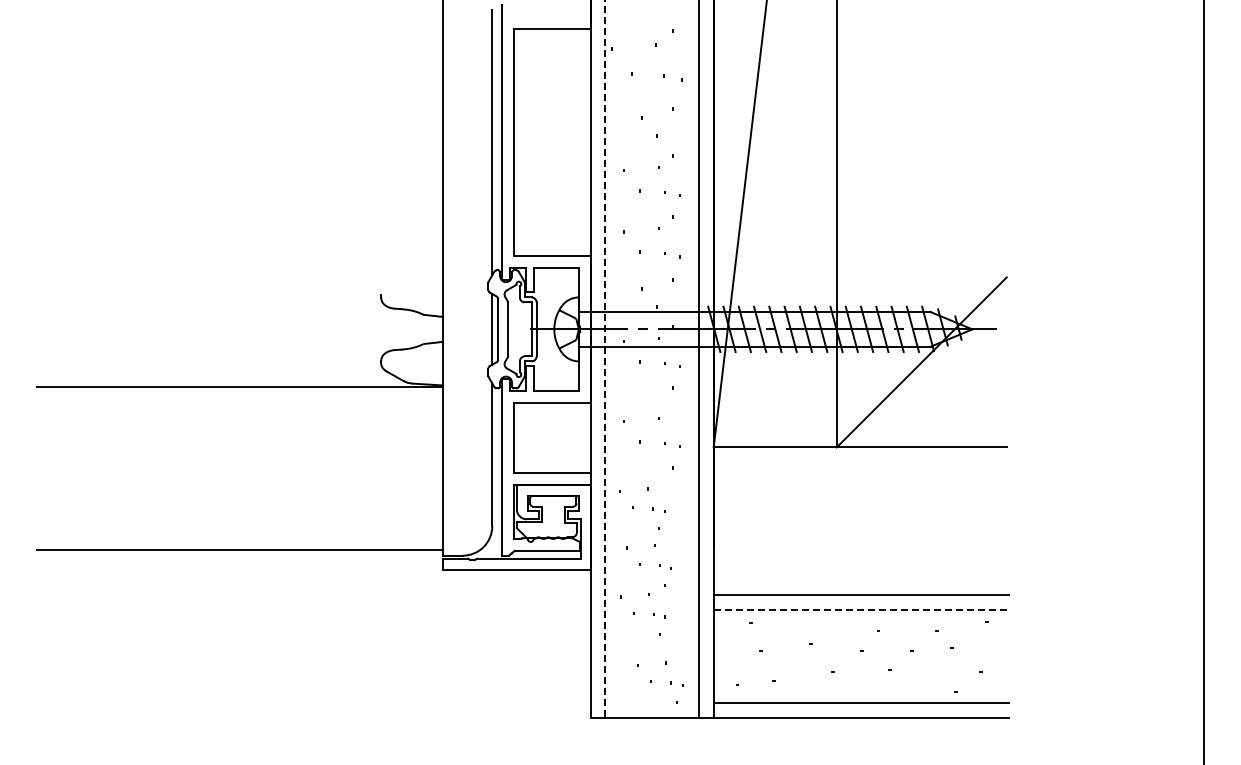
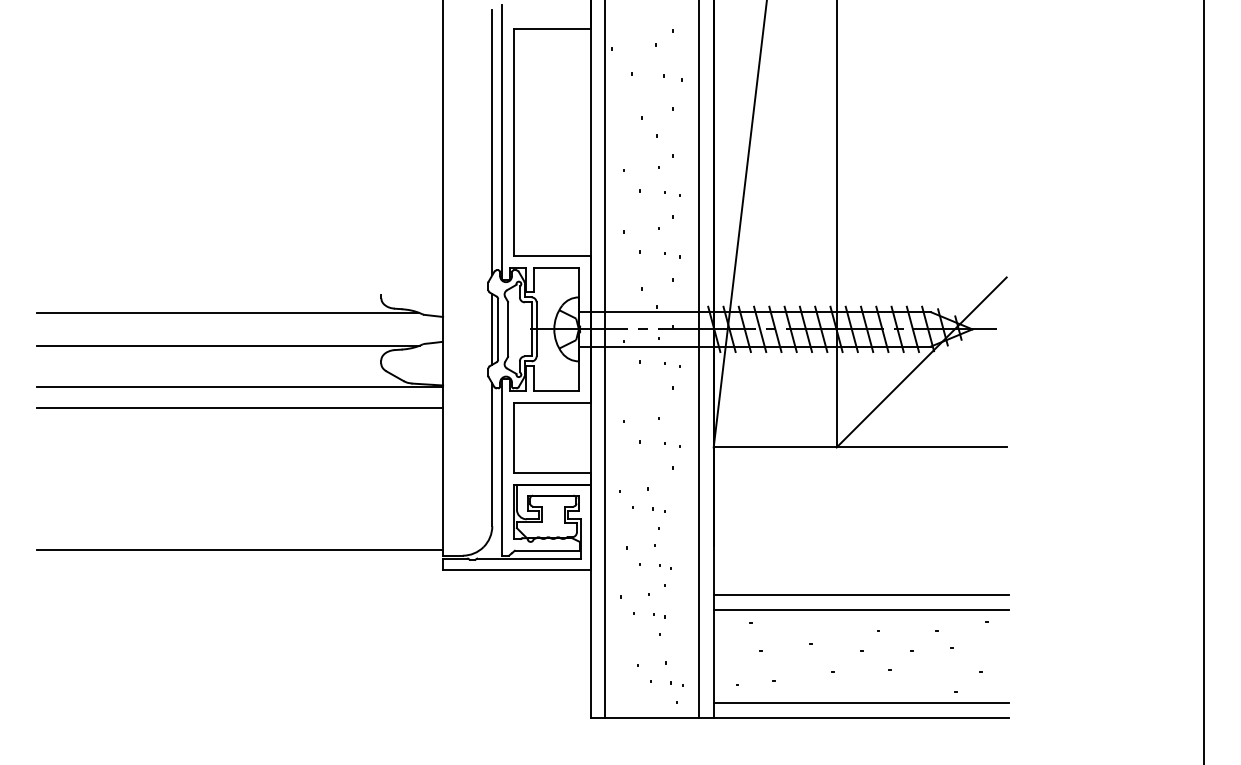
line: none -> present (227, 312)
line: none -> present (228, 346)
line: dashed -> solid (605, 359)
line: none -> present (240, 408)
line: dashed -> solid (861, 609)
